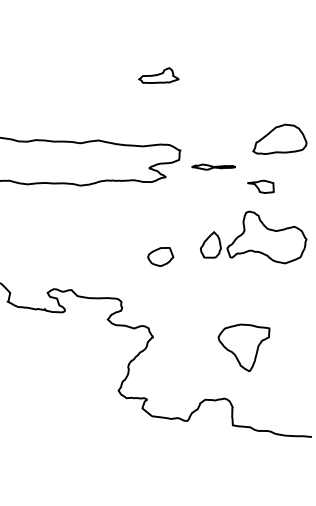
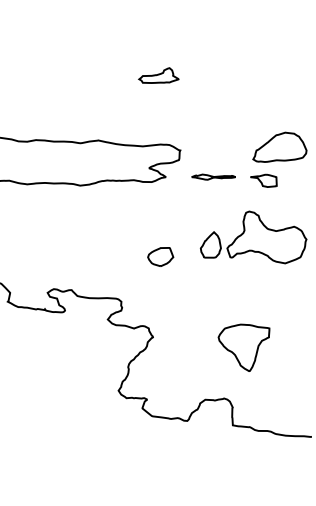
part position: (279, 138) -> (279, 146) (279, 146)
part position: (213, 166) -> (213, 176) (213, 176)
part position: (260, 186) -> (263, 180) (263, 180)
